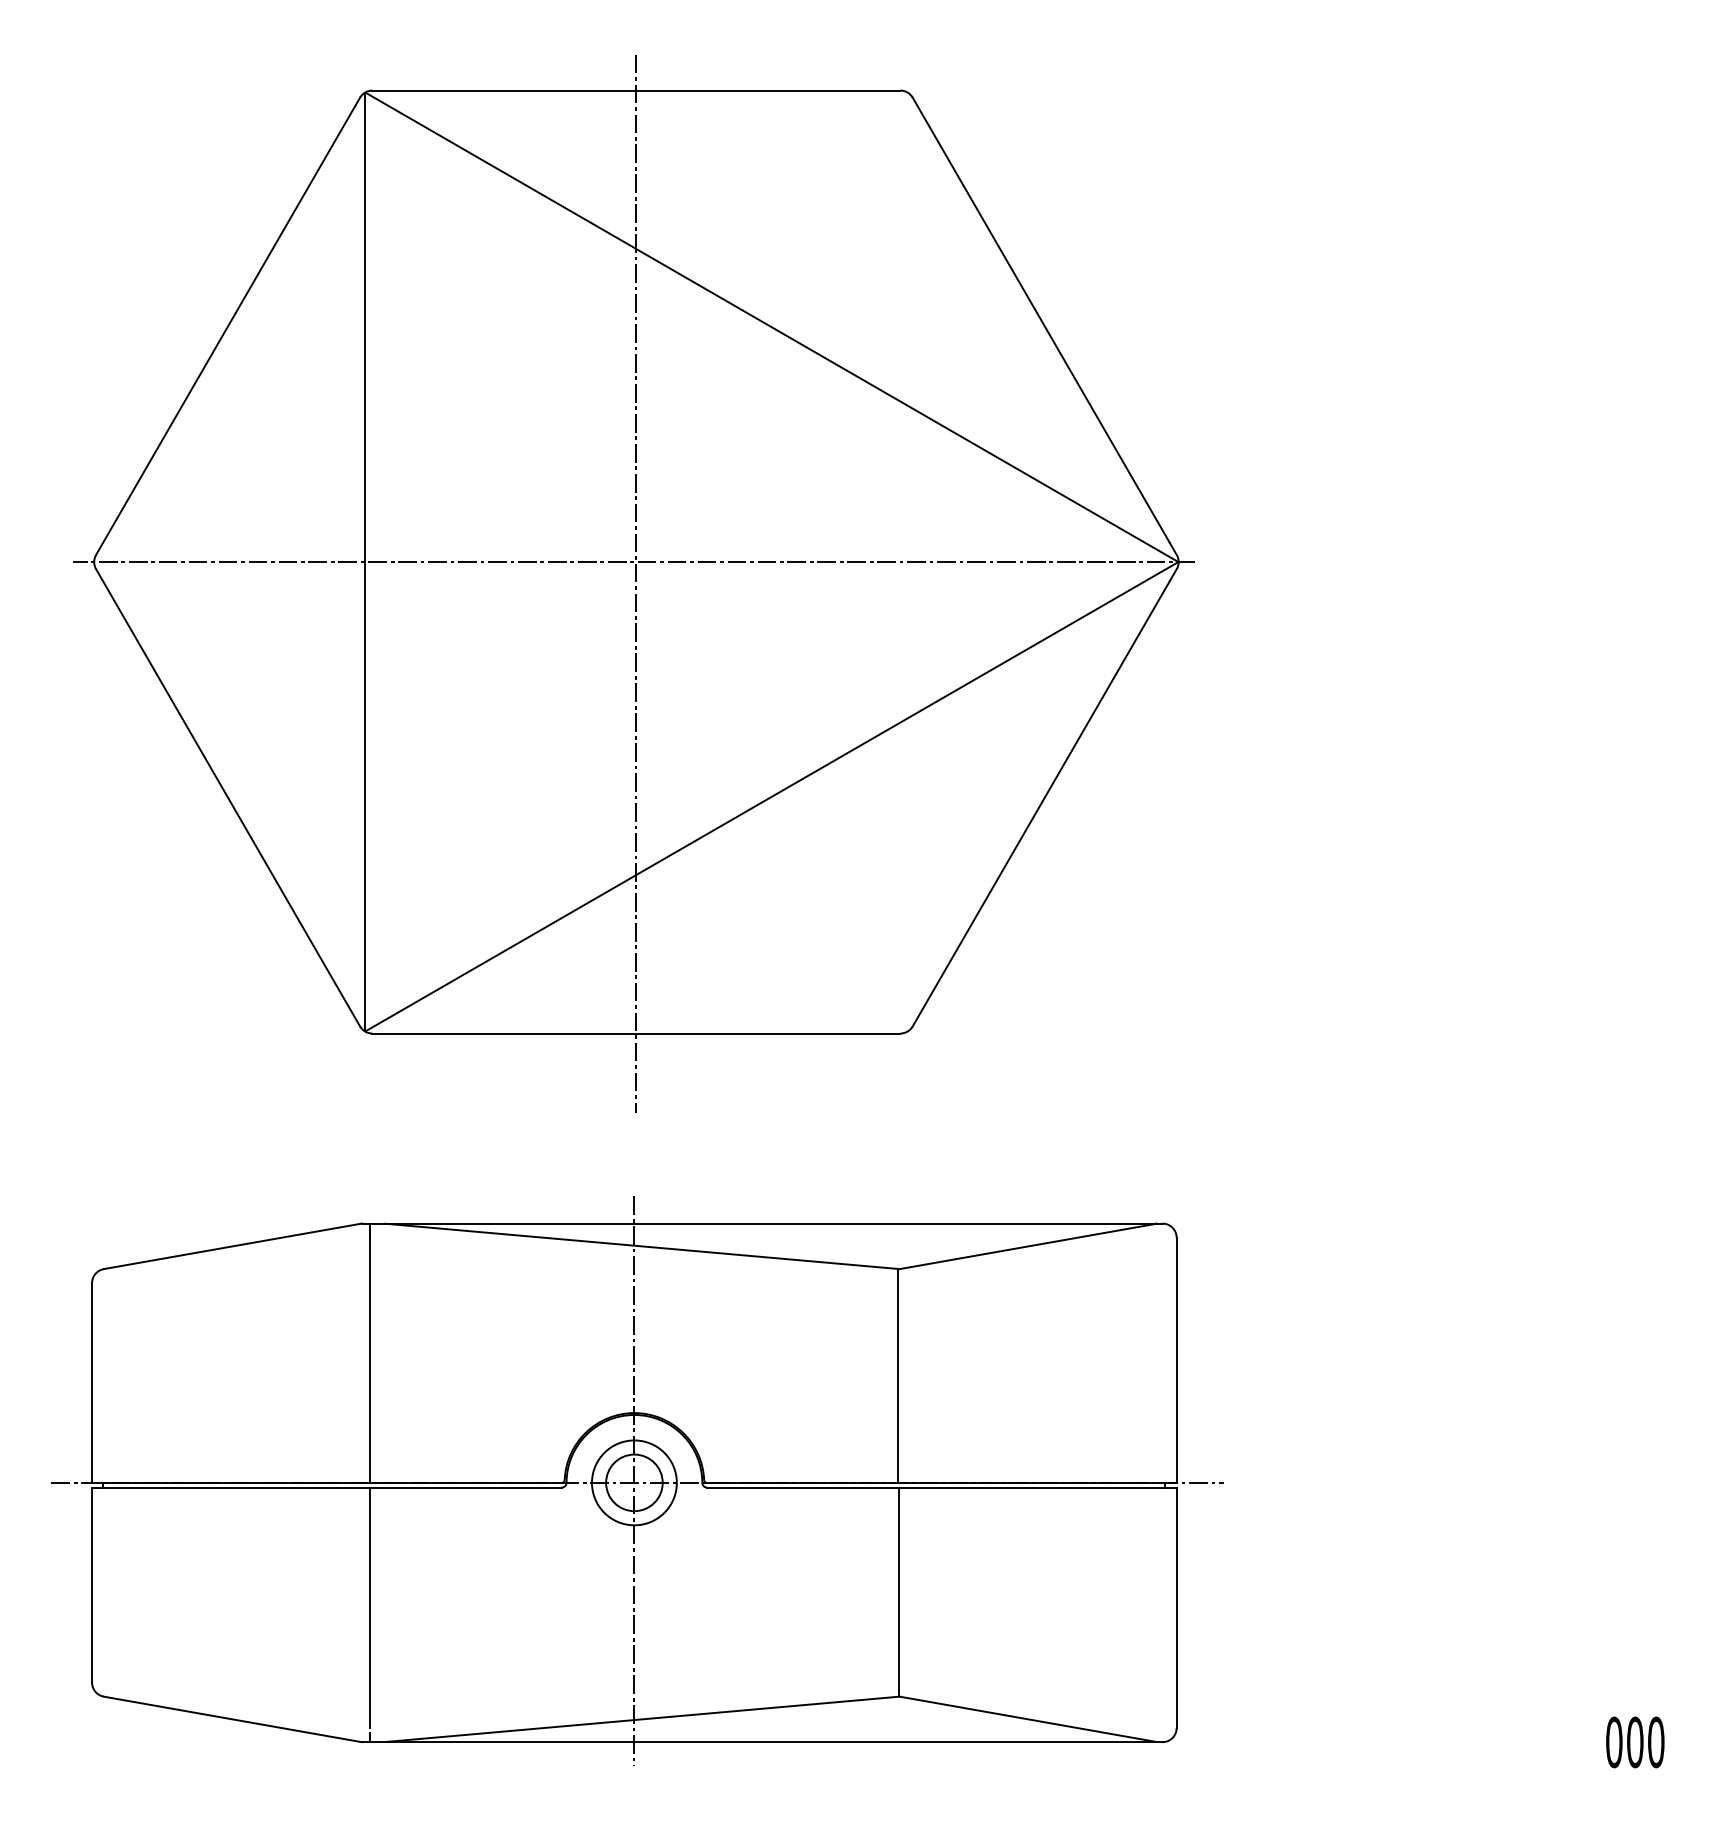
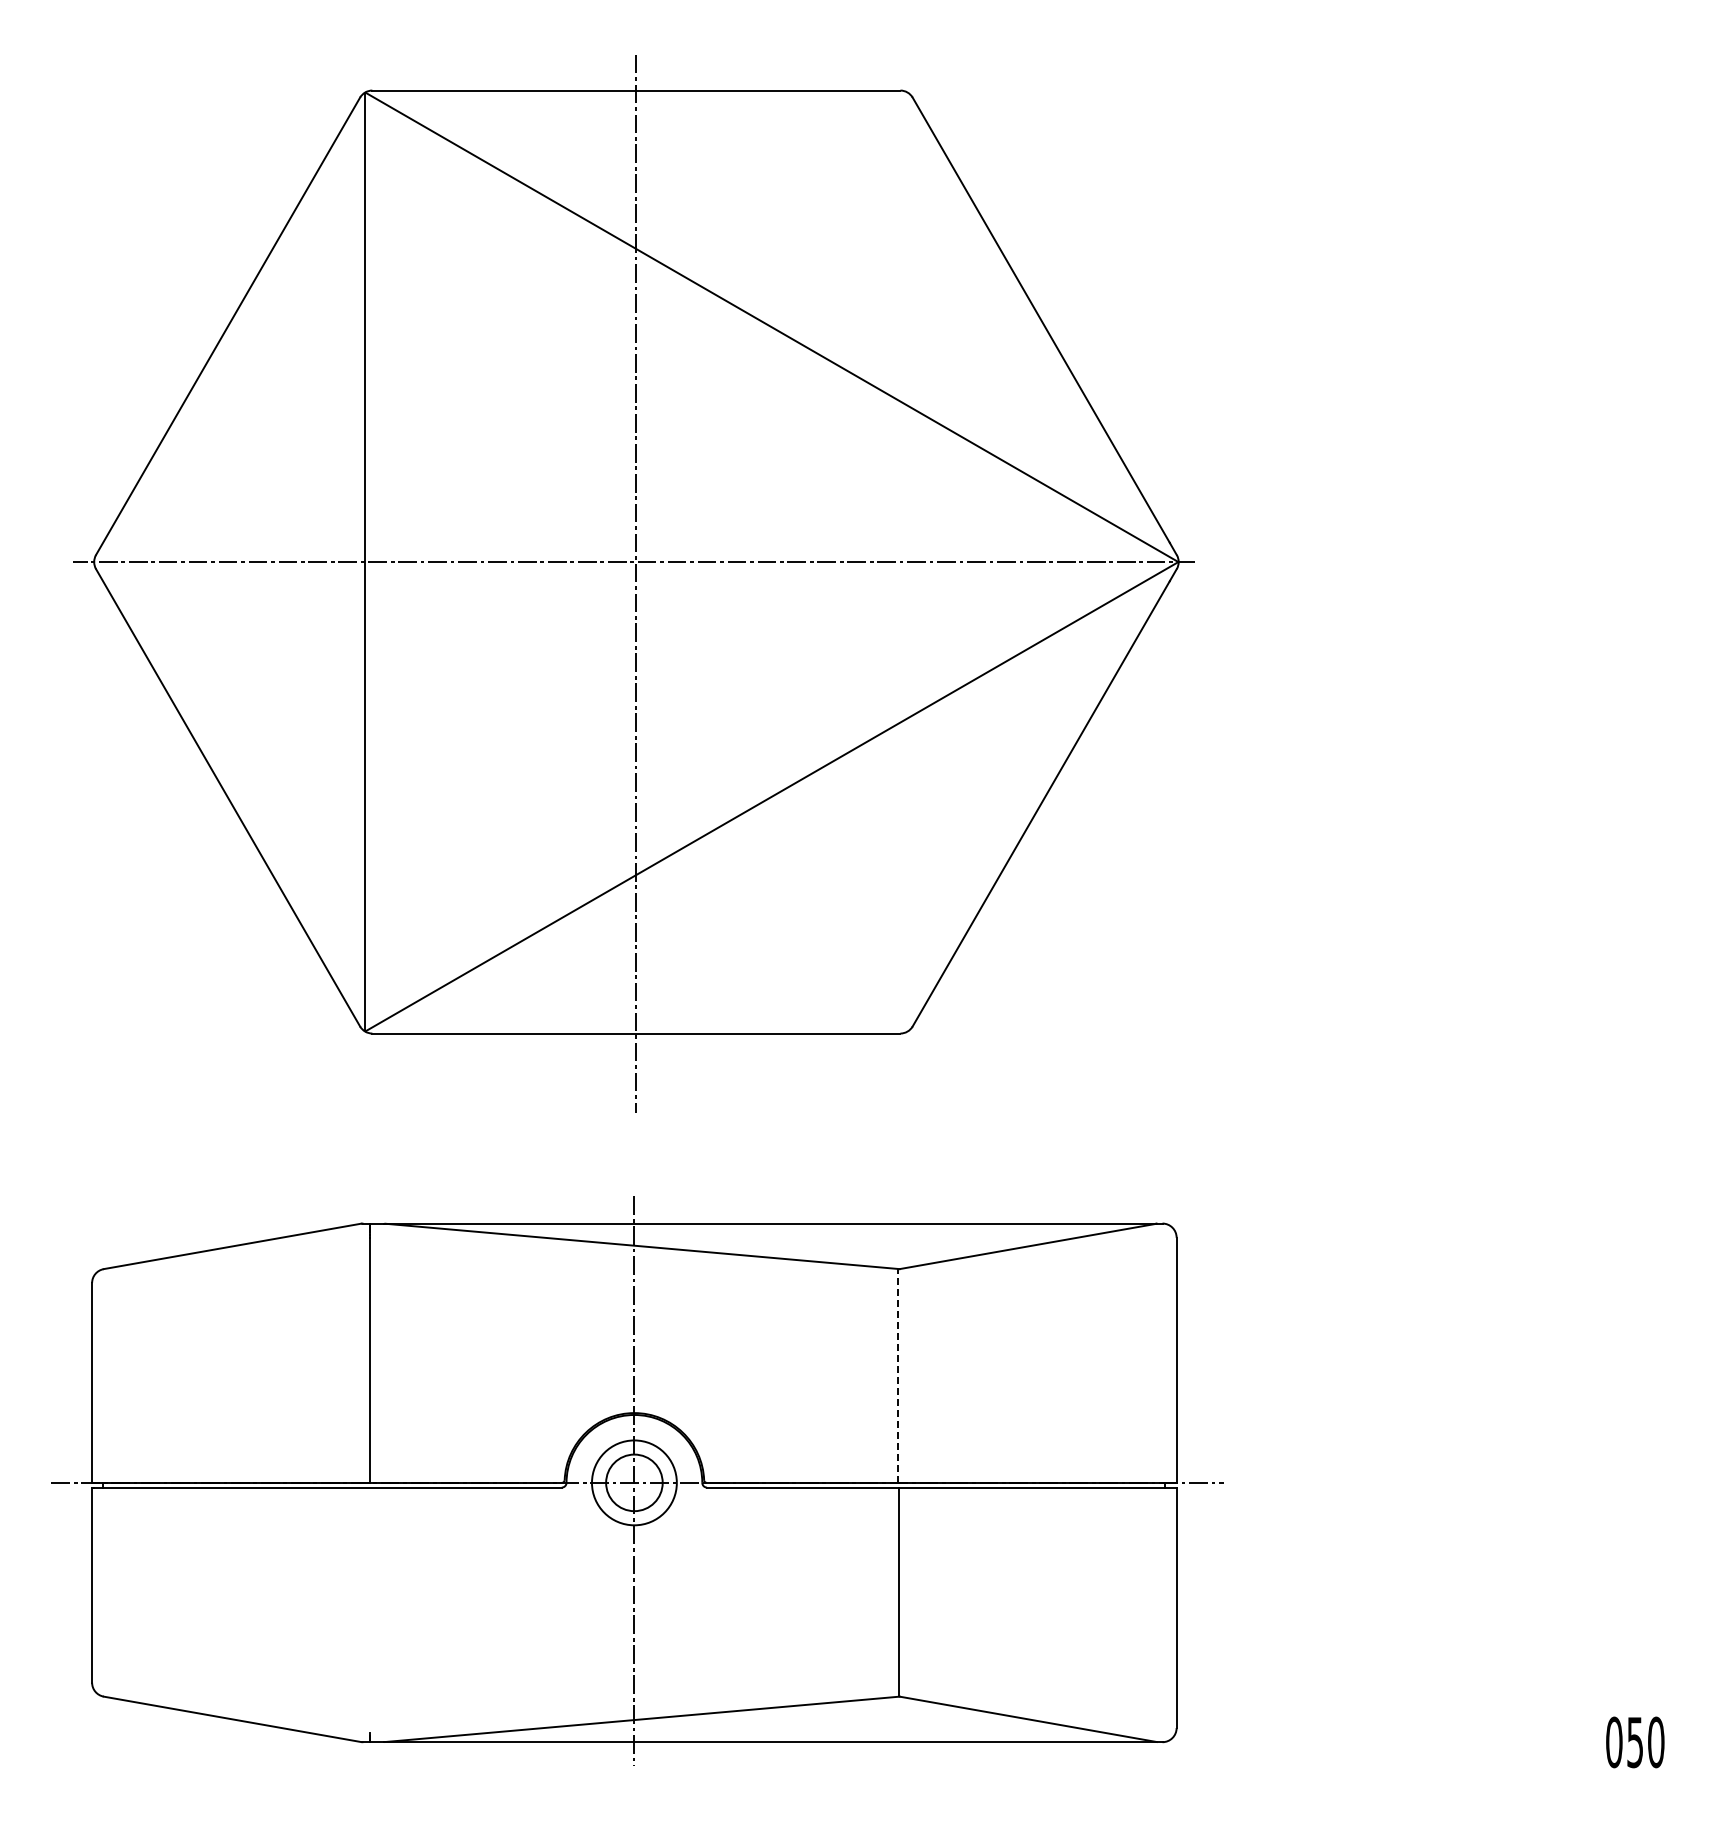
line: solid -> dashed (898, 1376)
line: present -> none (370, 1607)
text: 000 -> 050 (1635, 1742)
